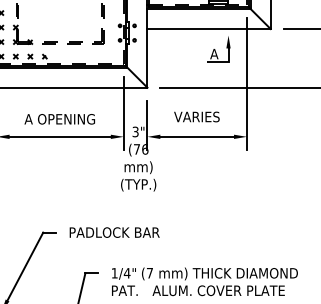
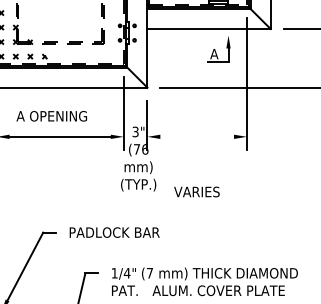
text position: (196, 116) -> (196, 191) (196, 191)
text position: (59, 119) -> (51, 116) (51, 116)
line: present -> none (197, 136)
